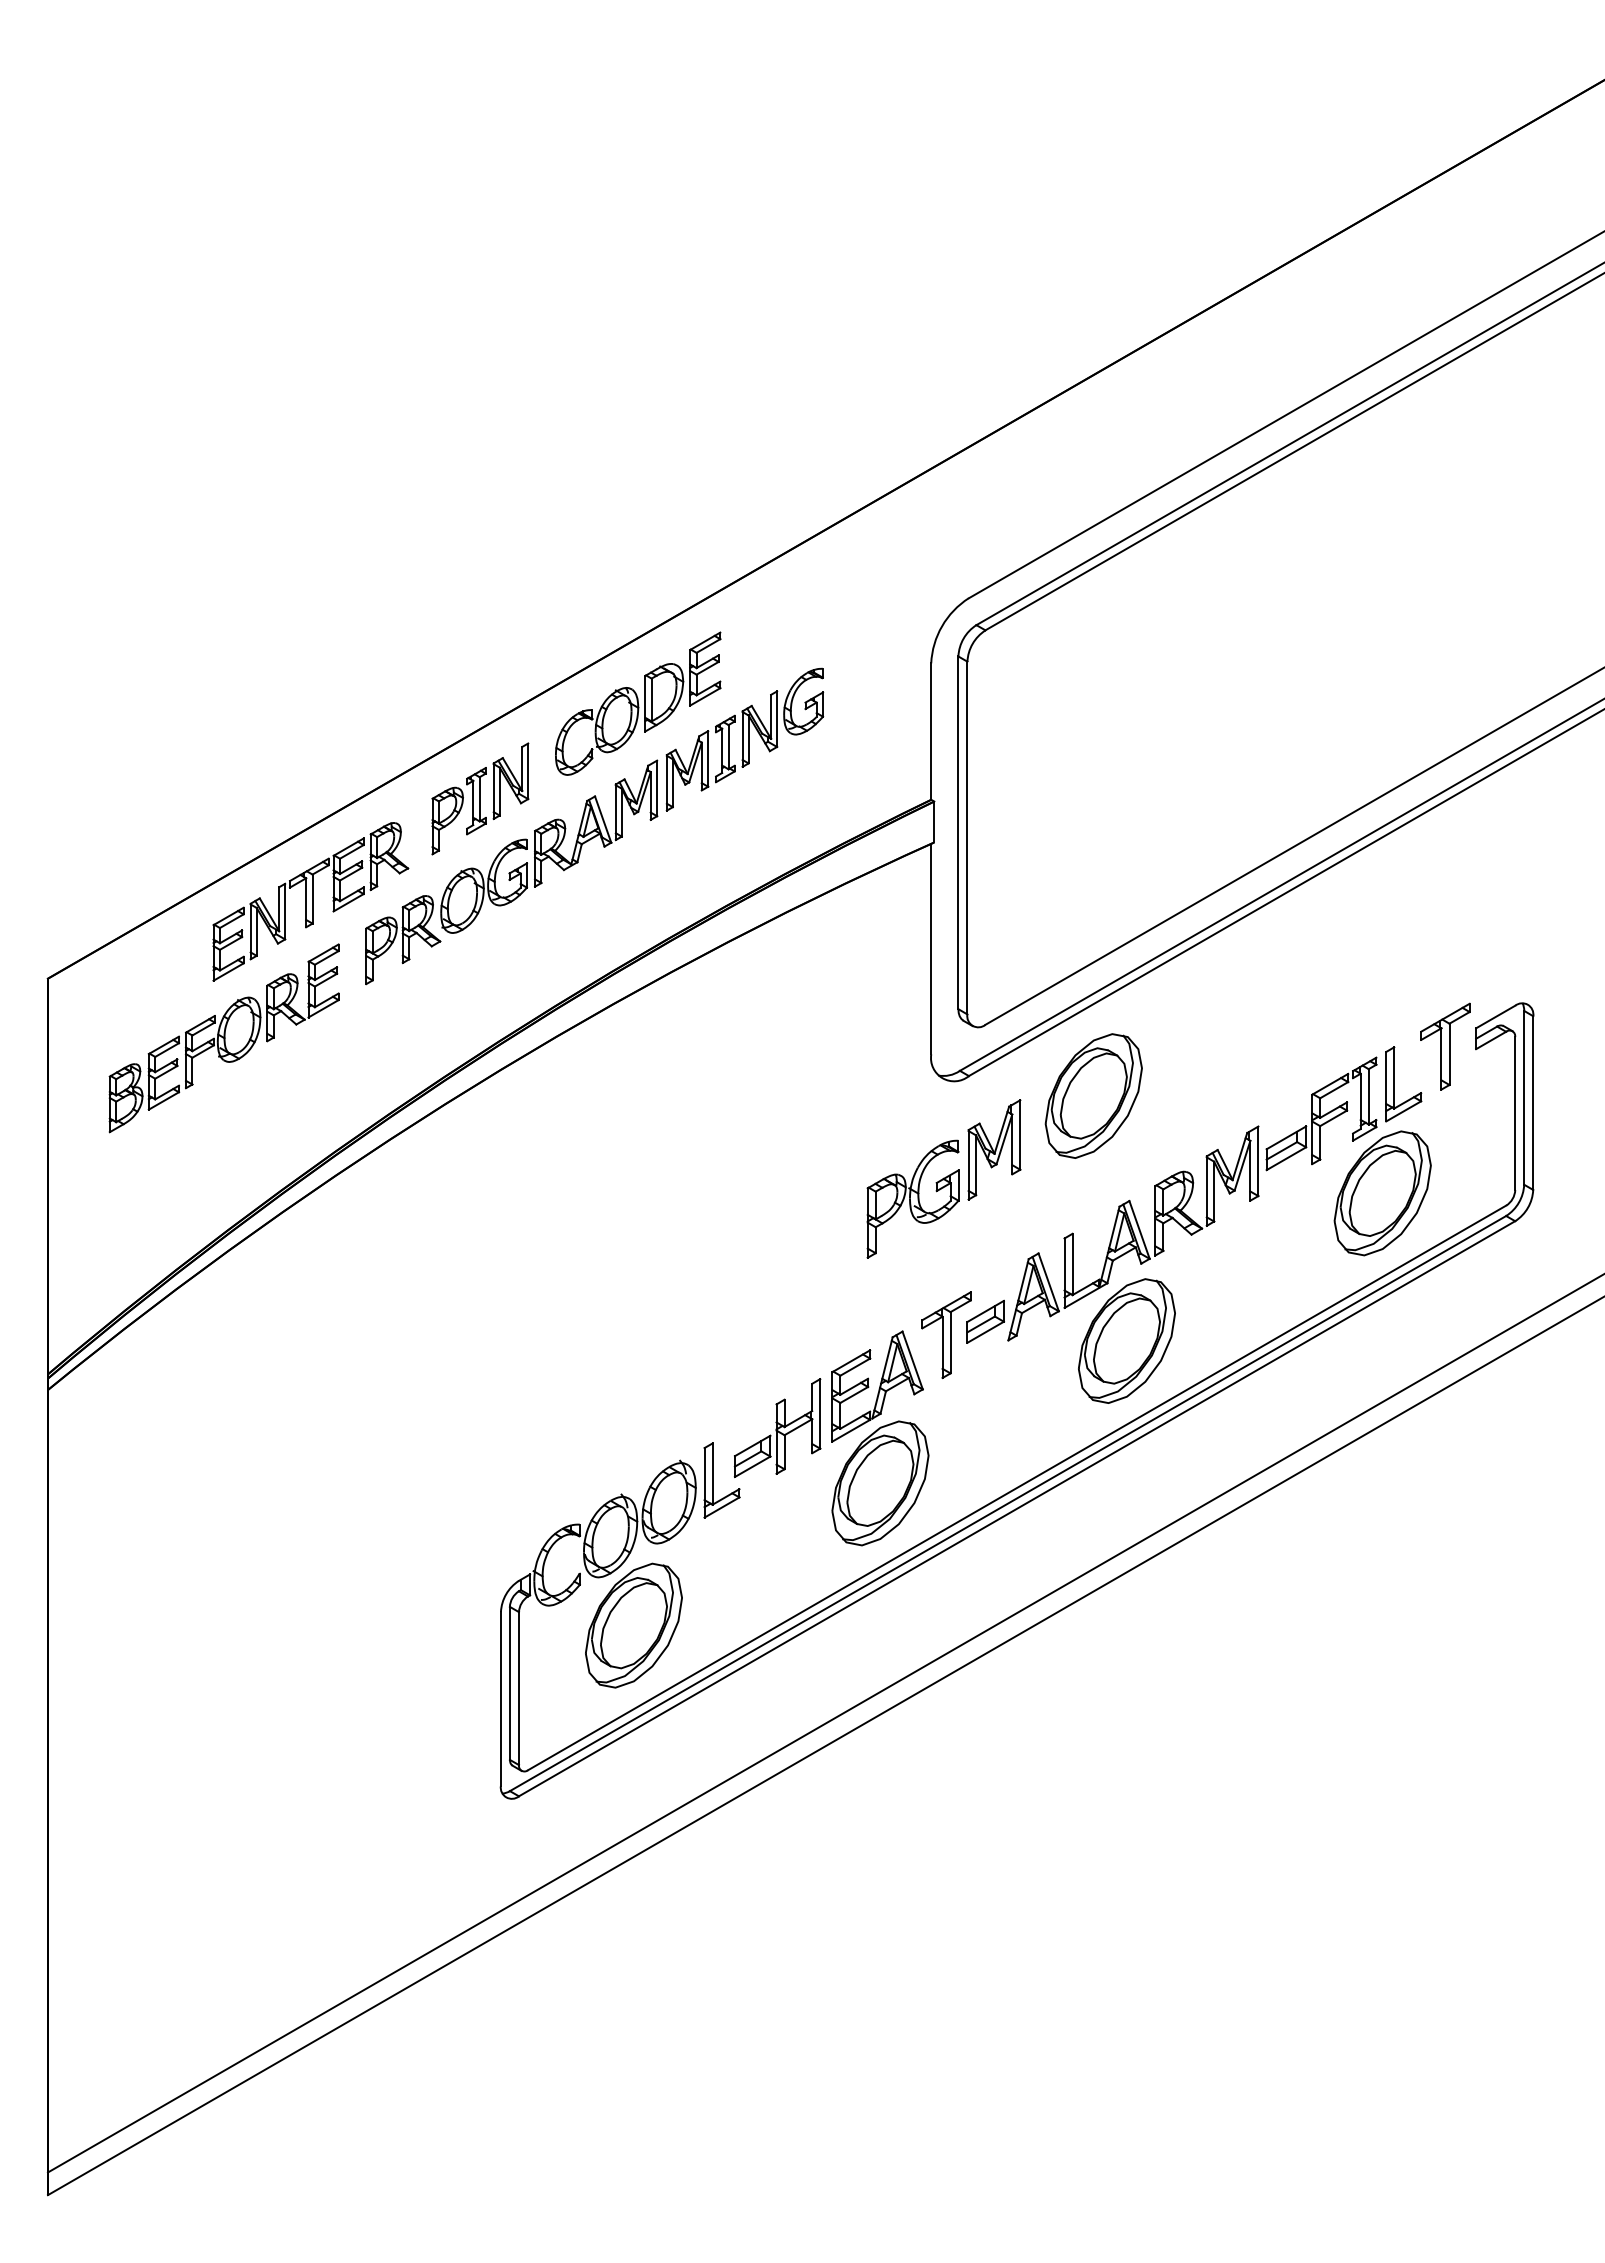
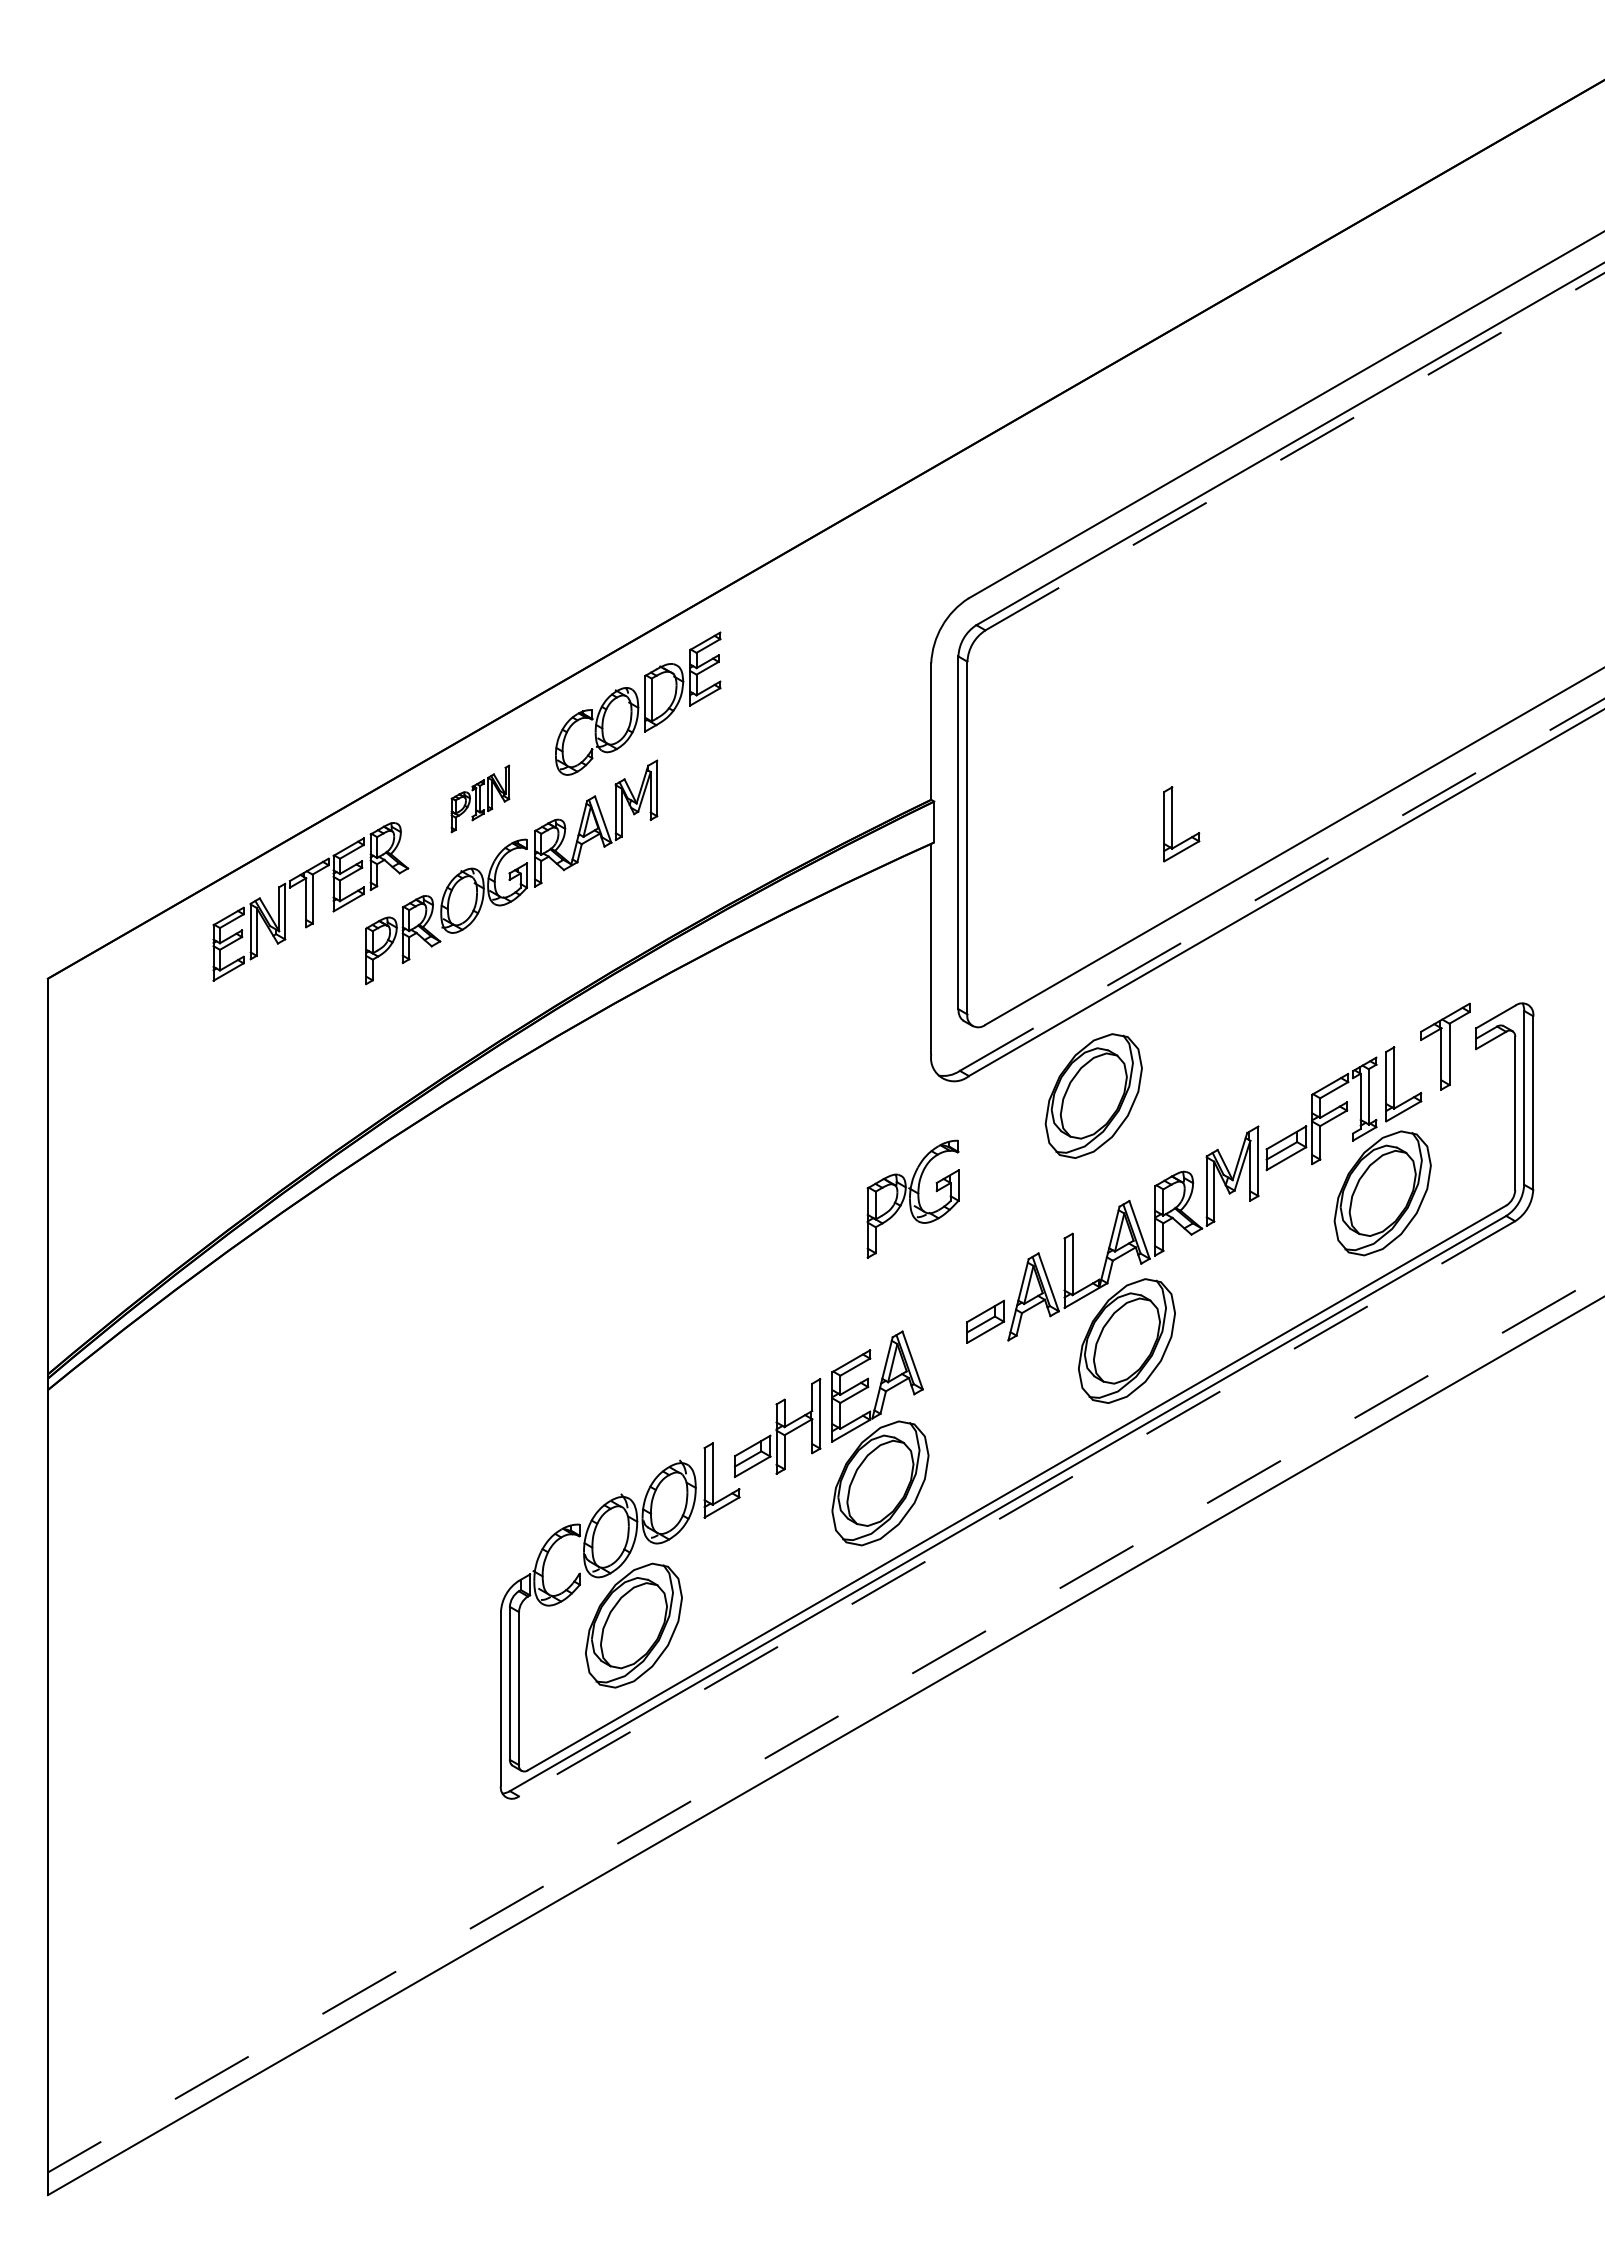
line: solid -> dashed (1295, 451)
part: present -> none (744, 739)
part size: 99x114 px -> 61x70 px (480, 798)
part: none -> present (1172, 824)
line: solid -> dashed (1282, 884)
part: present -> none (223, 1038)
part: present -> none (994, 1149)
part: present -> none (946, 1335)
line: solid -> dashed (1016, 1509)
line: solid -> dashed (826, 1723)
